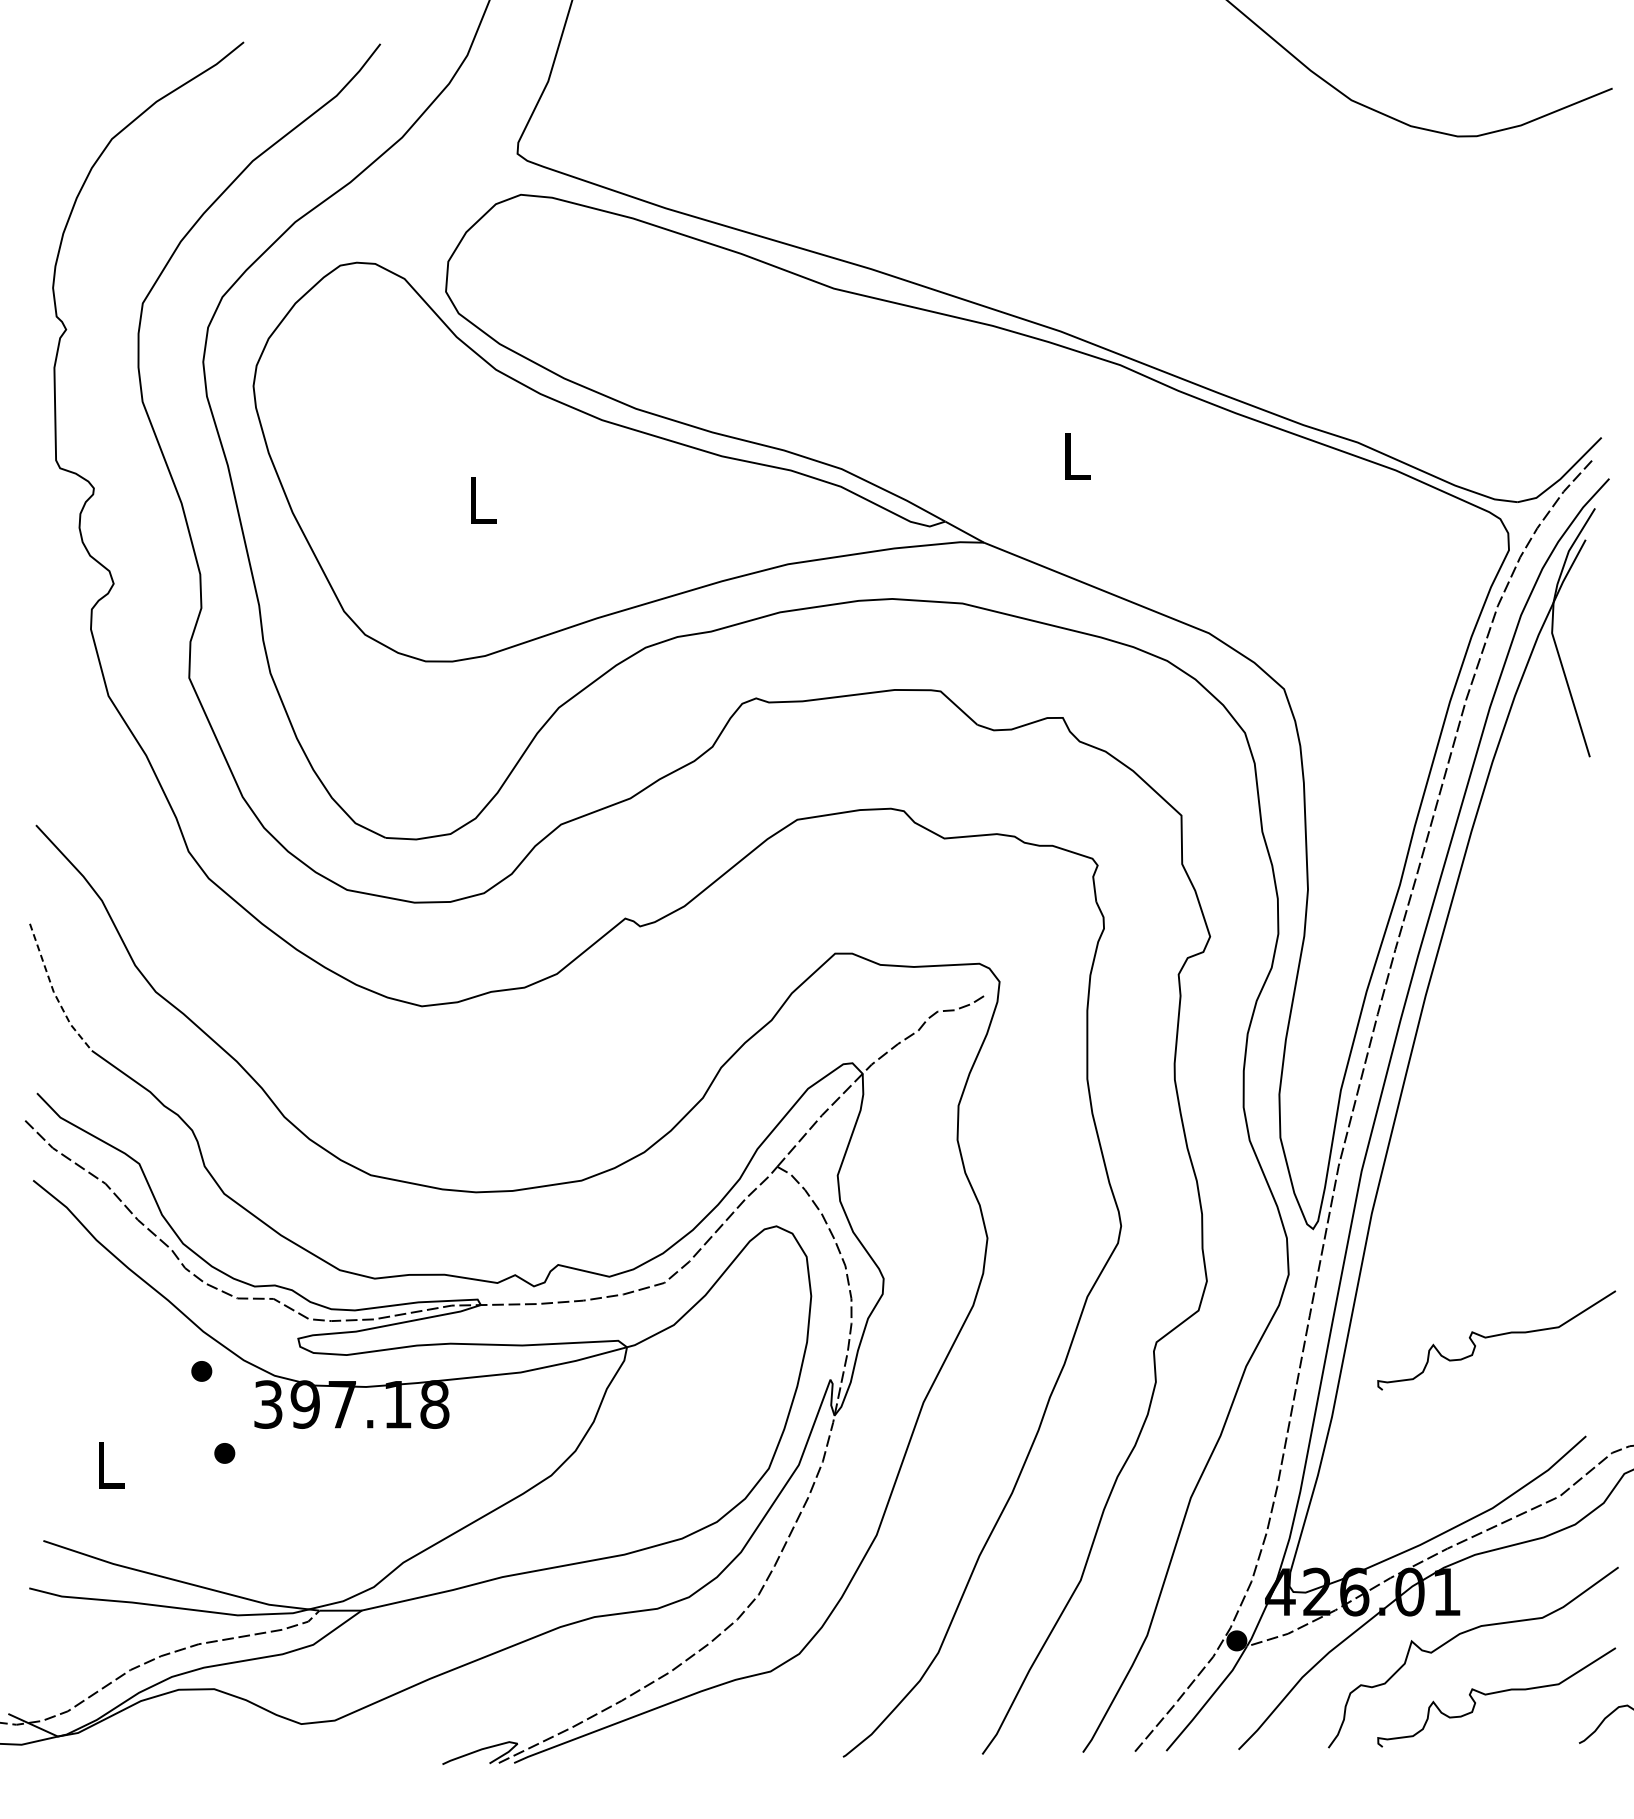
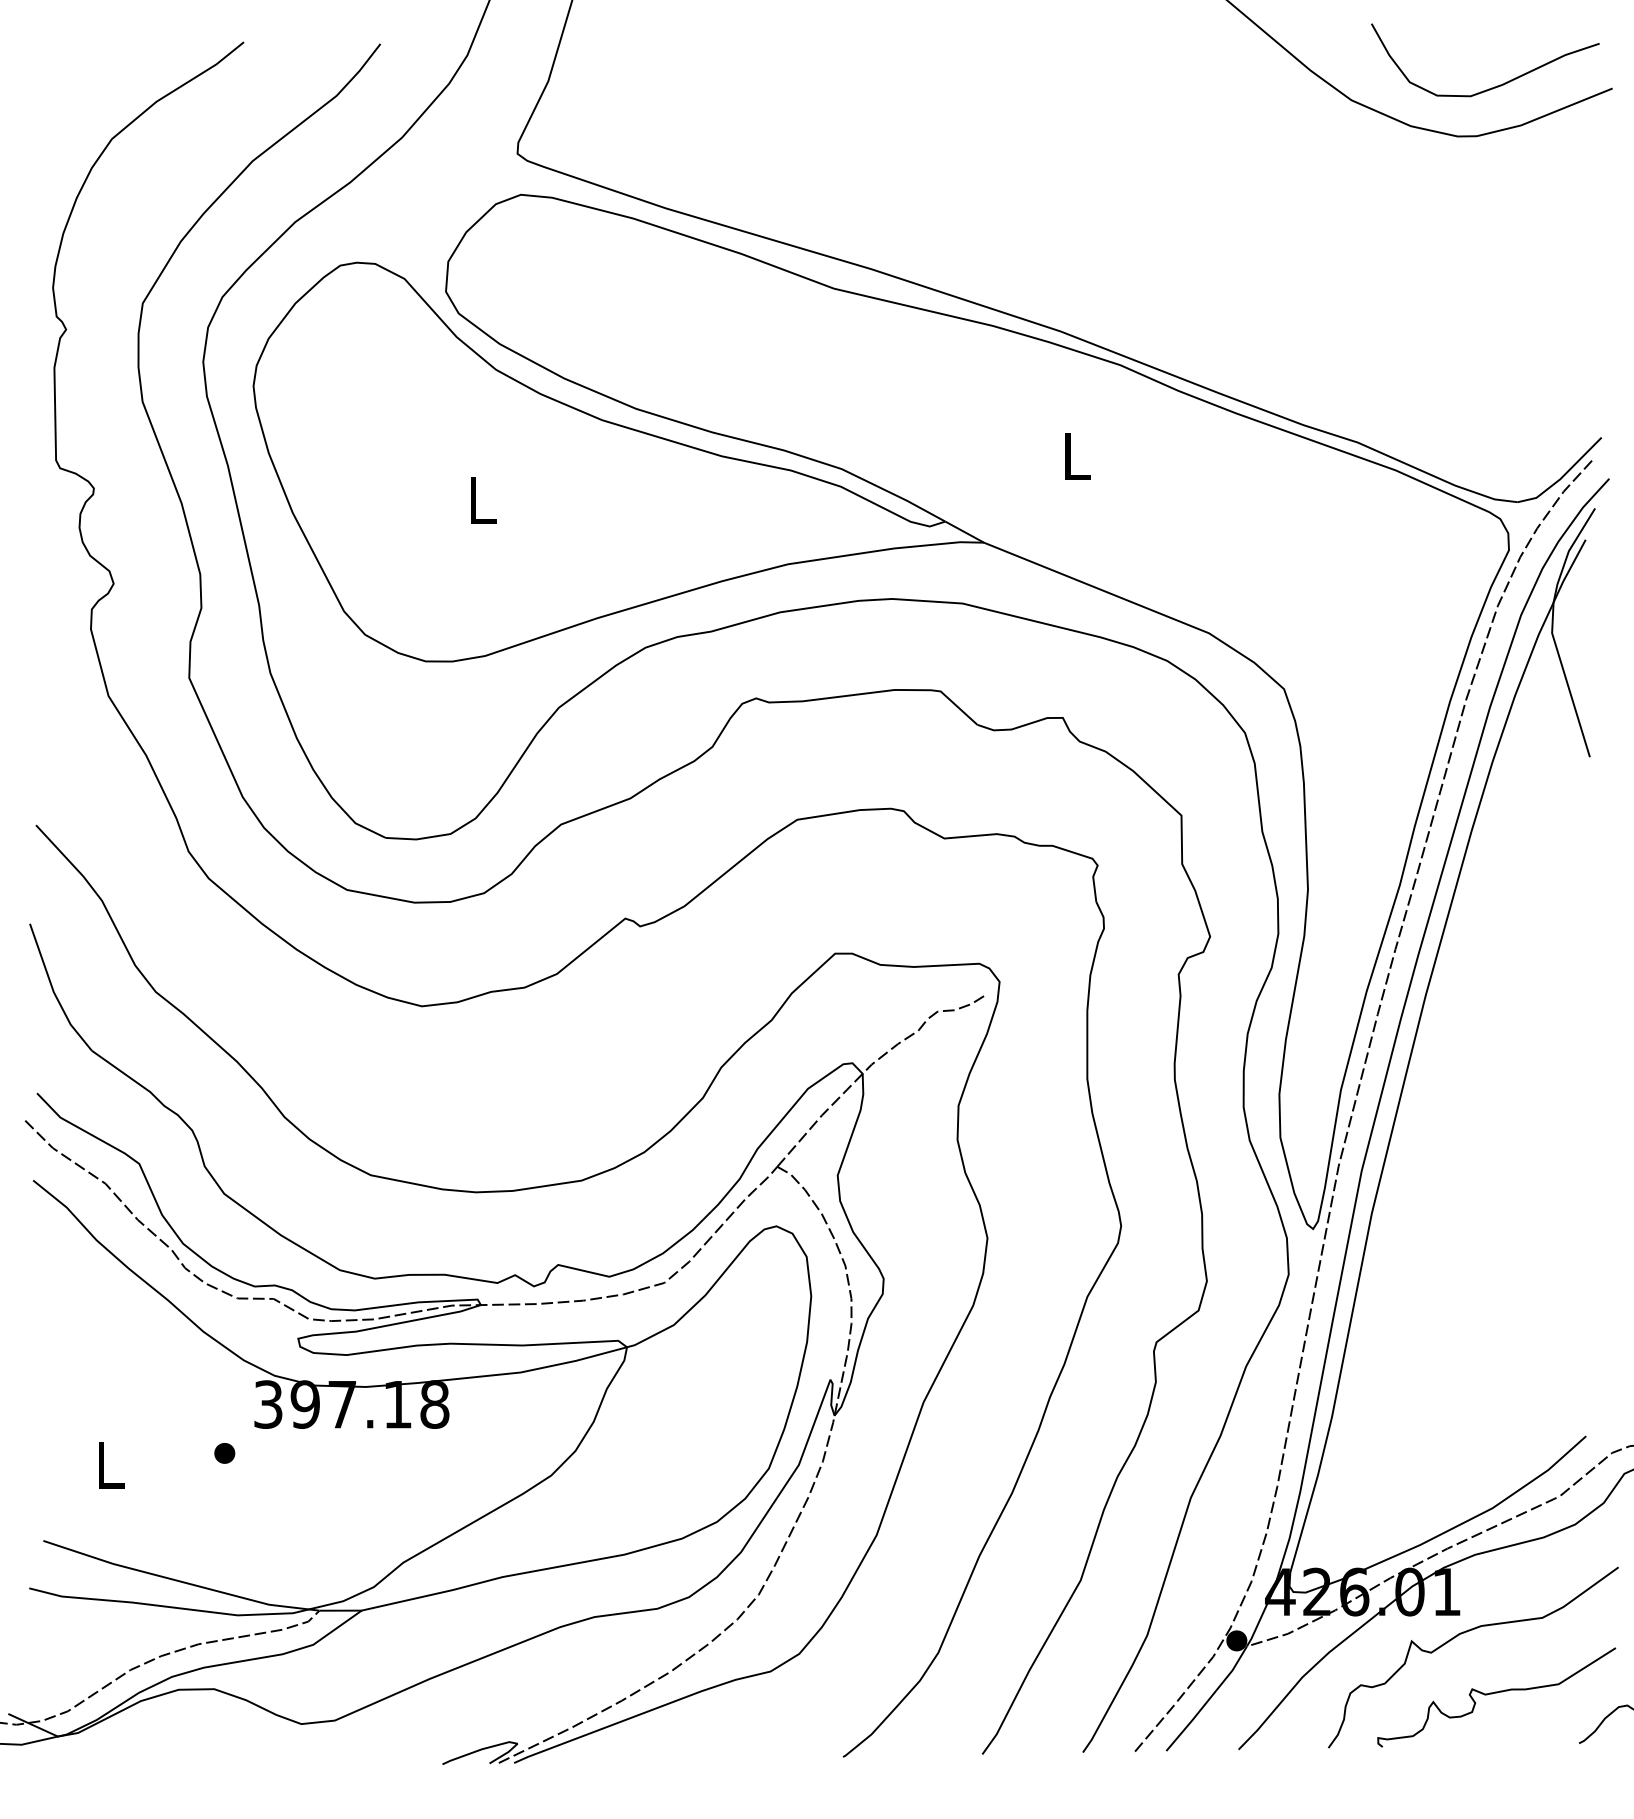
curve: none -> present (1494, 86)
line: dashed -> solid (53, 992)
curve: present -> none (1496, 1336)
part: present -> none (201, 1371)
